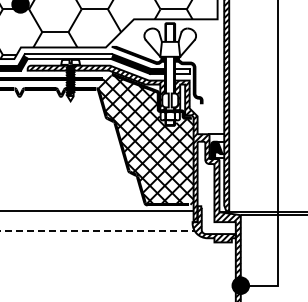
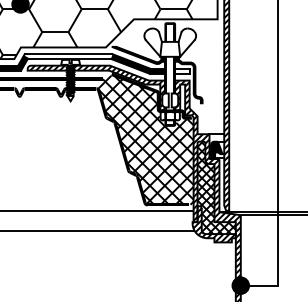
hatch: none -> present (216, 187)
line: dashed -> solid (97, 231)
